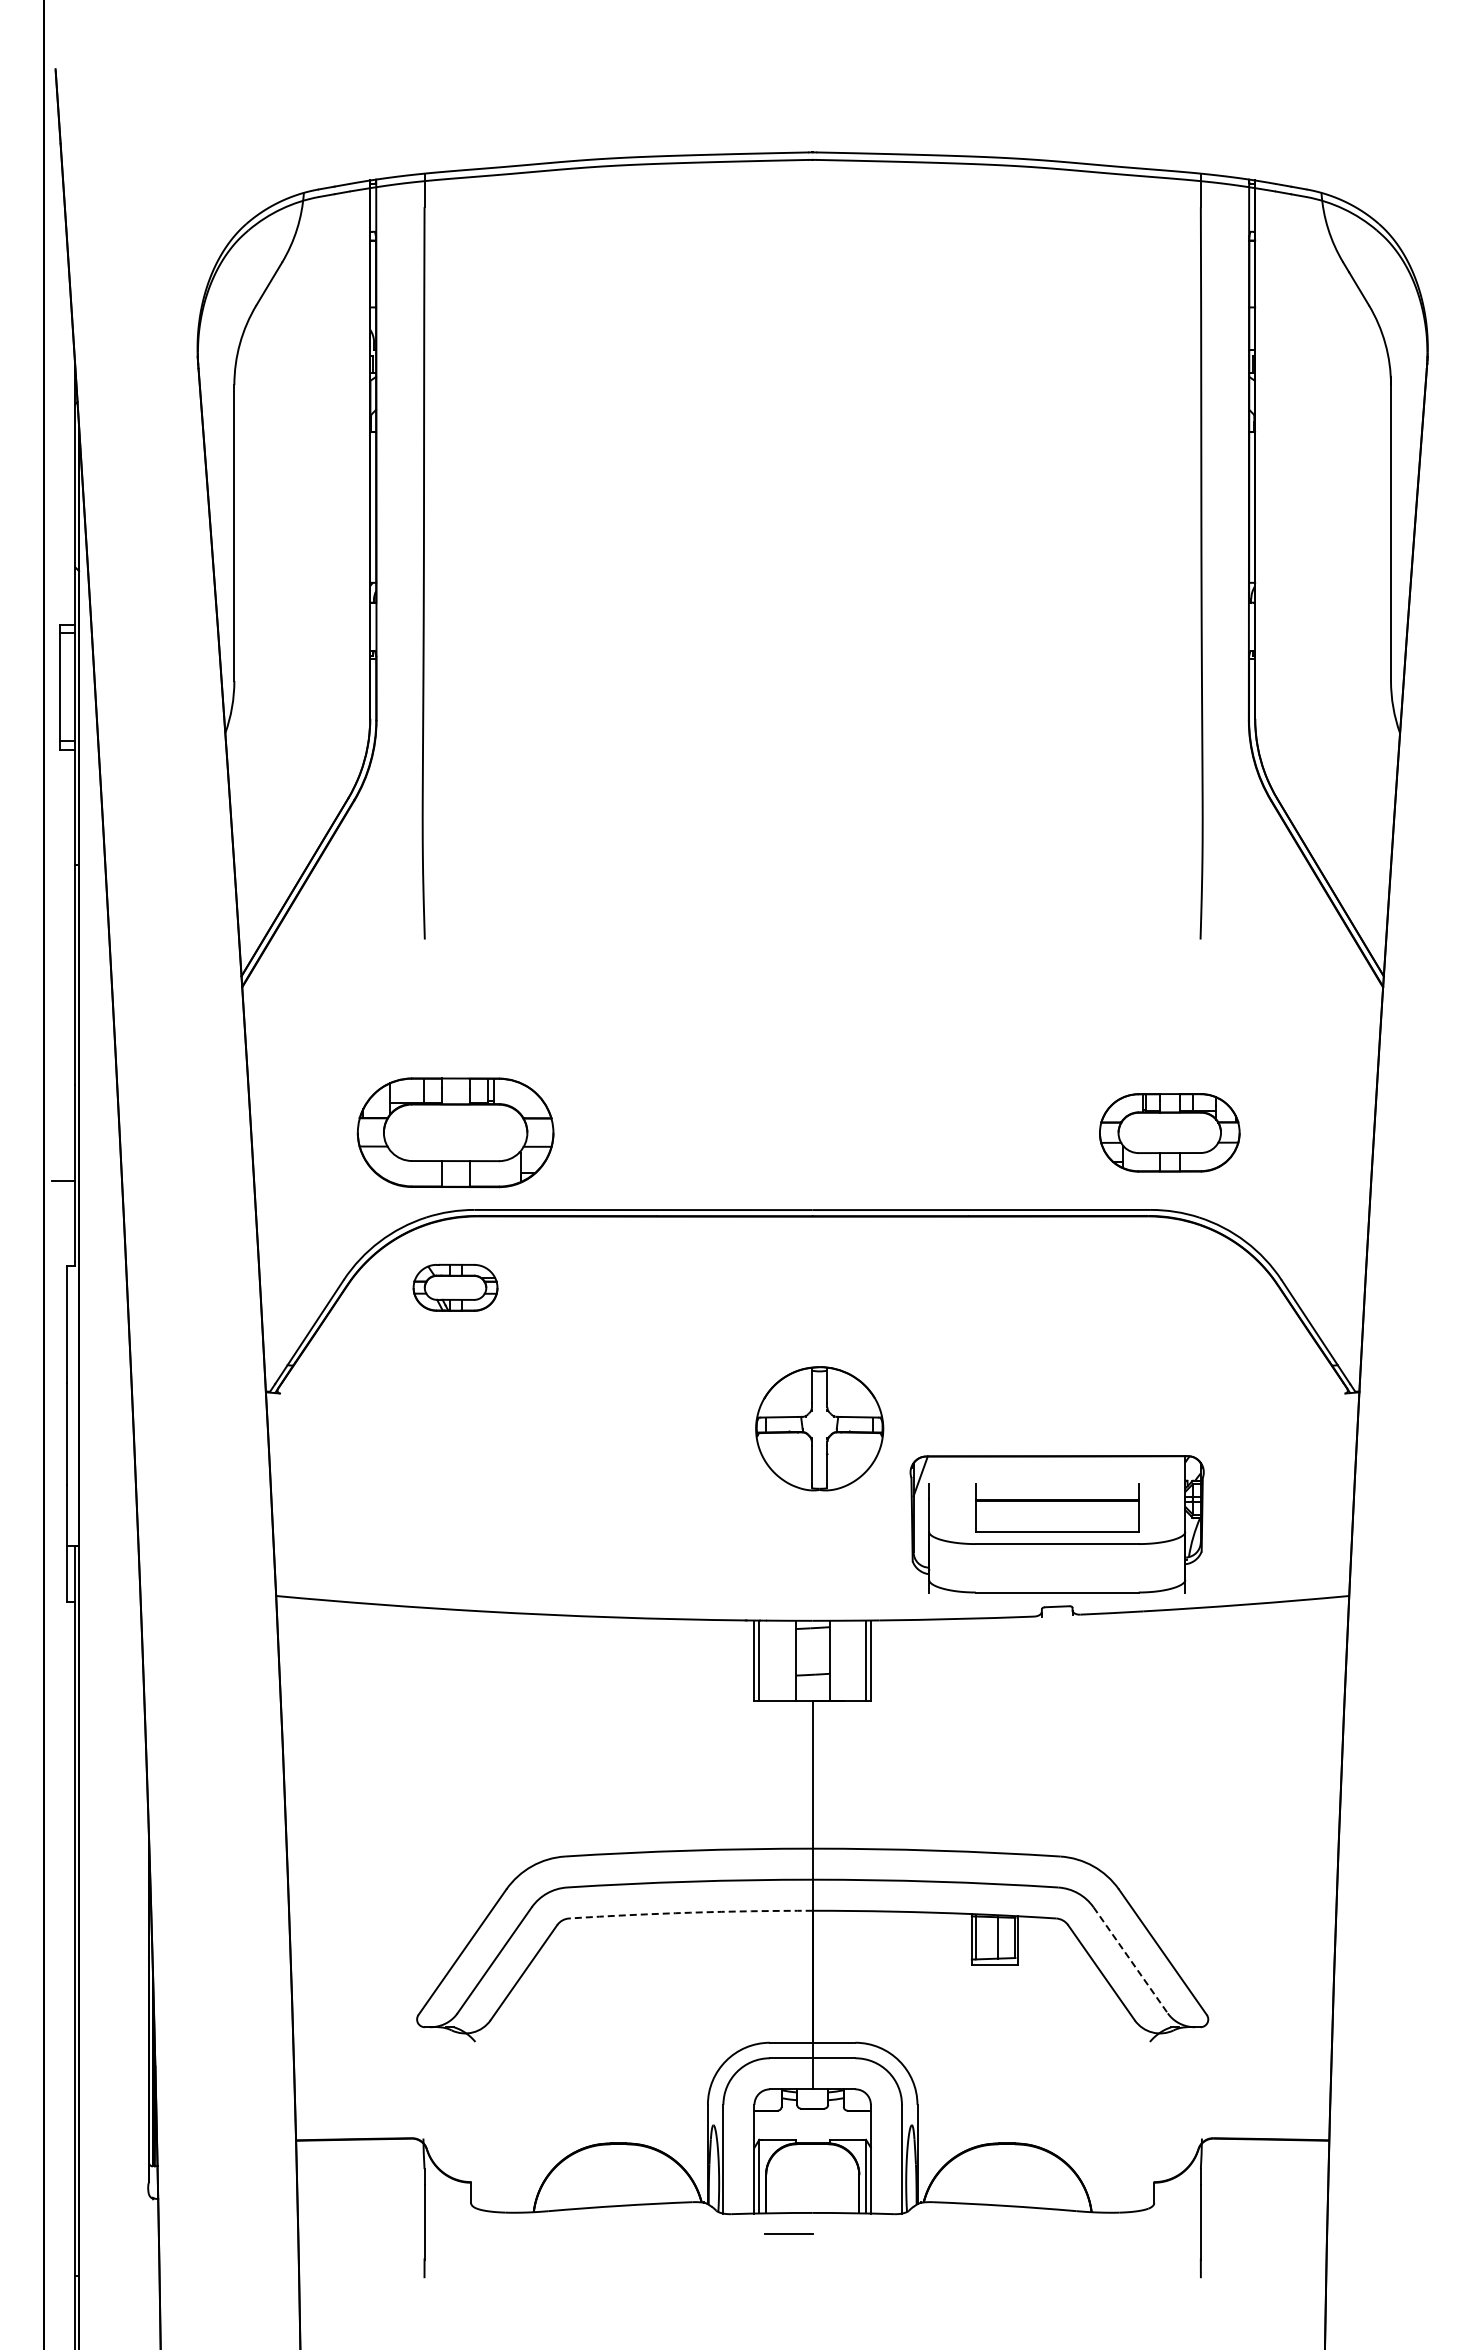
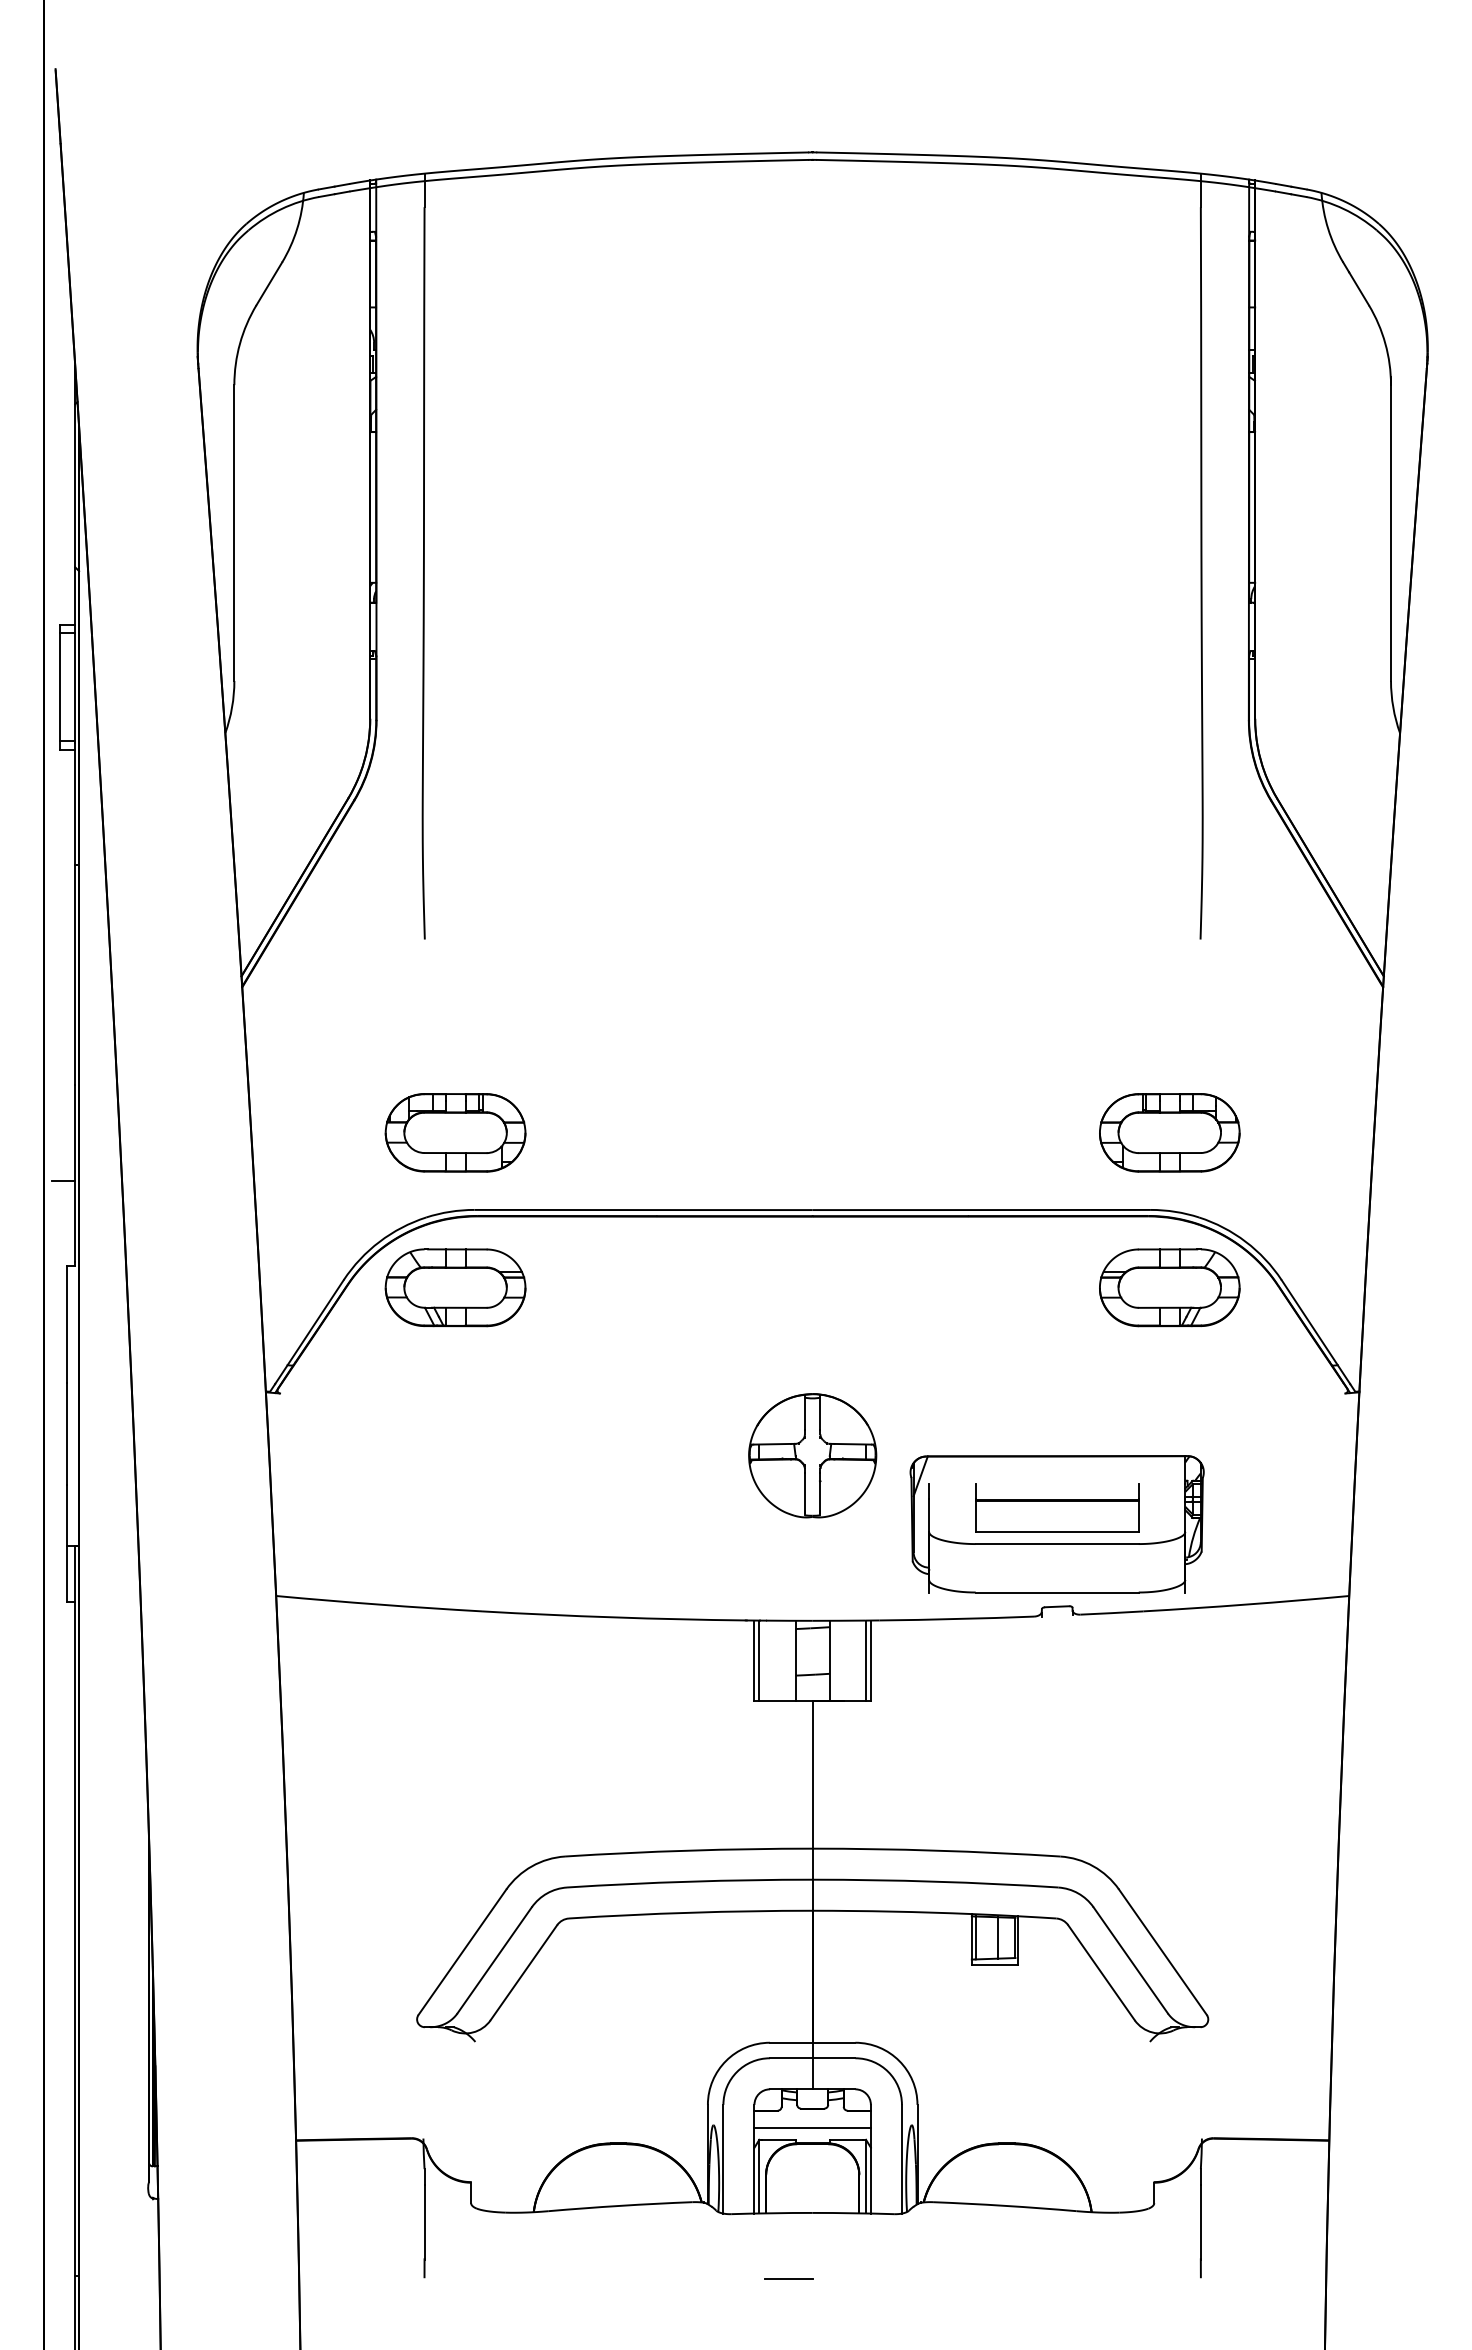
part size: 199x112 px -> 143x80 px (455, 1132)
part size: 87x49 px -> 143x80 px (455, 1287)
part: none -> present (1169, 1287)
part position: (819, 1428) -> (812, 1455) (812, 1455)
arc: dashed -> solid (690, 1912)
line: dashed -> solid (1130, 1960)
line: none -> present (812, 2128)
line position: (788, 2233) -> (788, 2278) (788, 2278)
